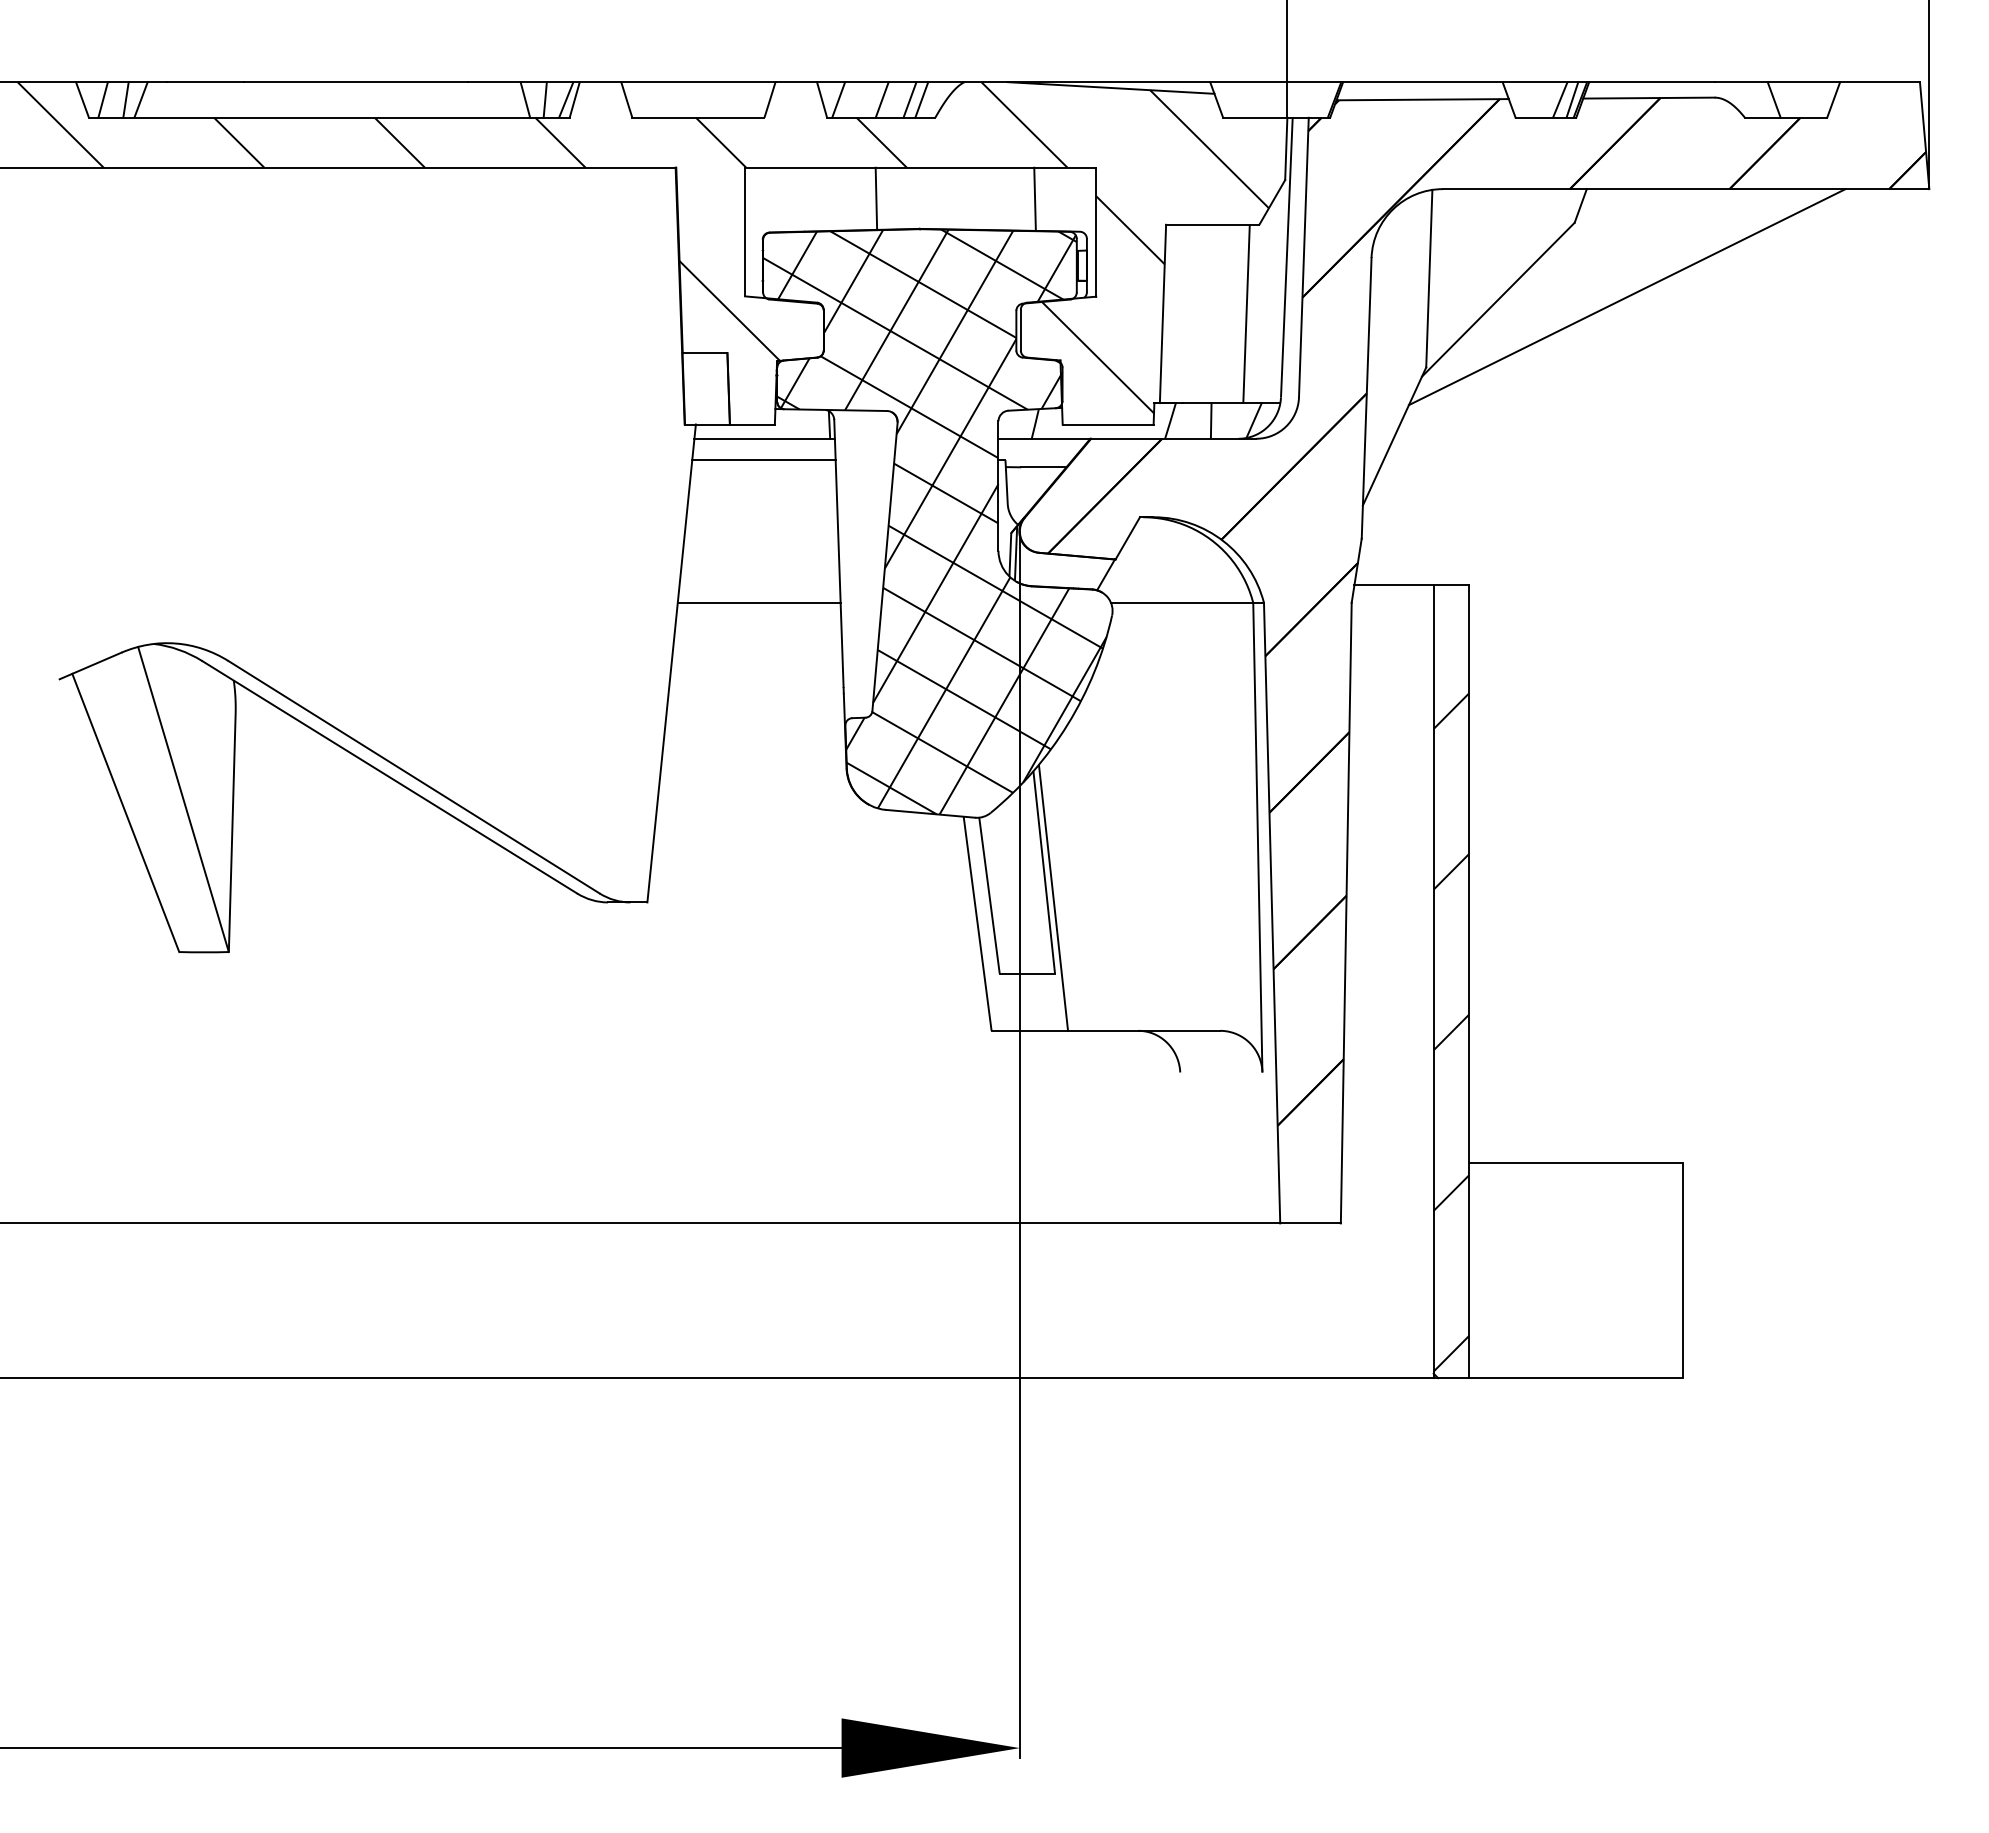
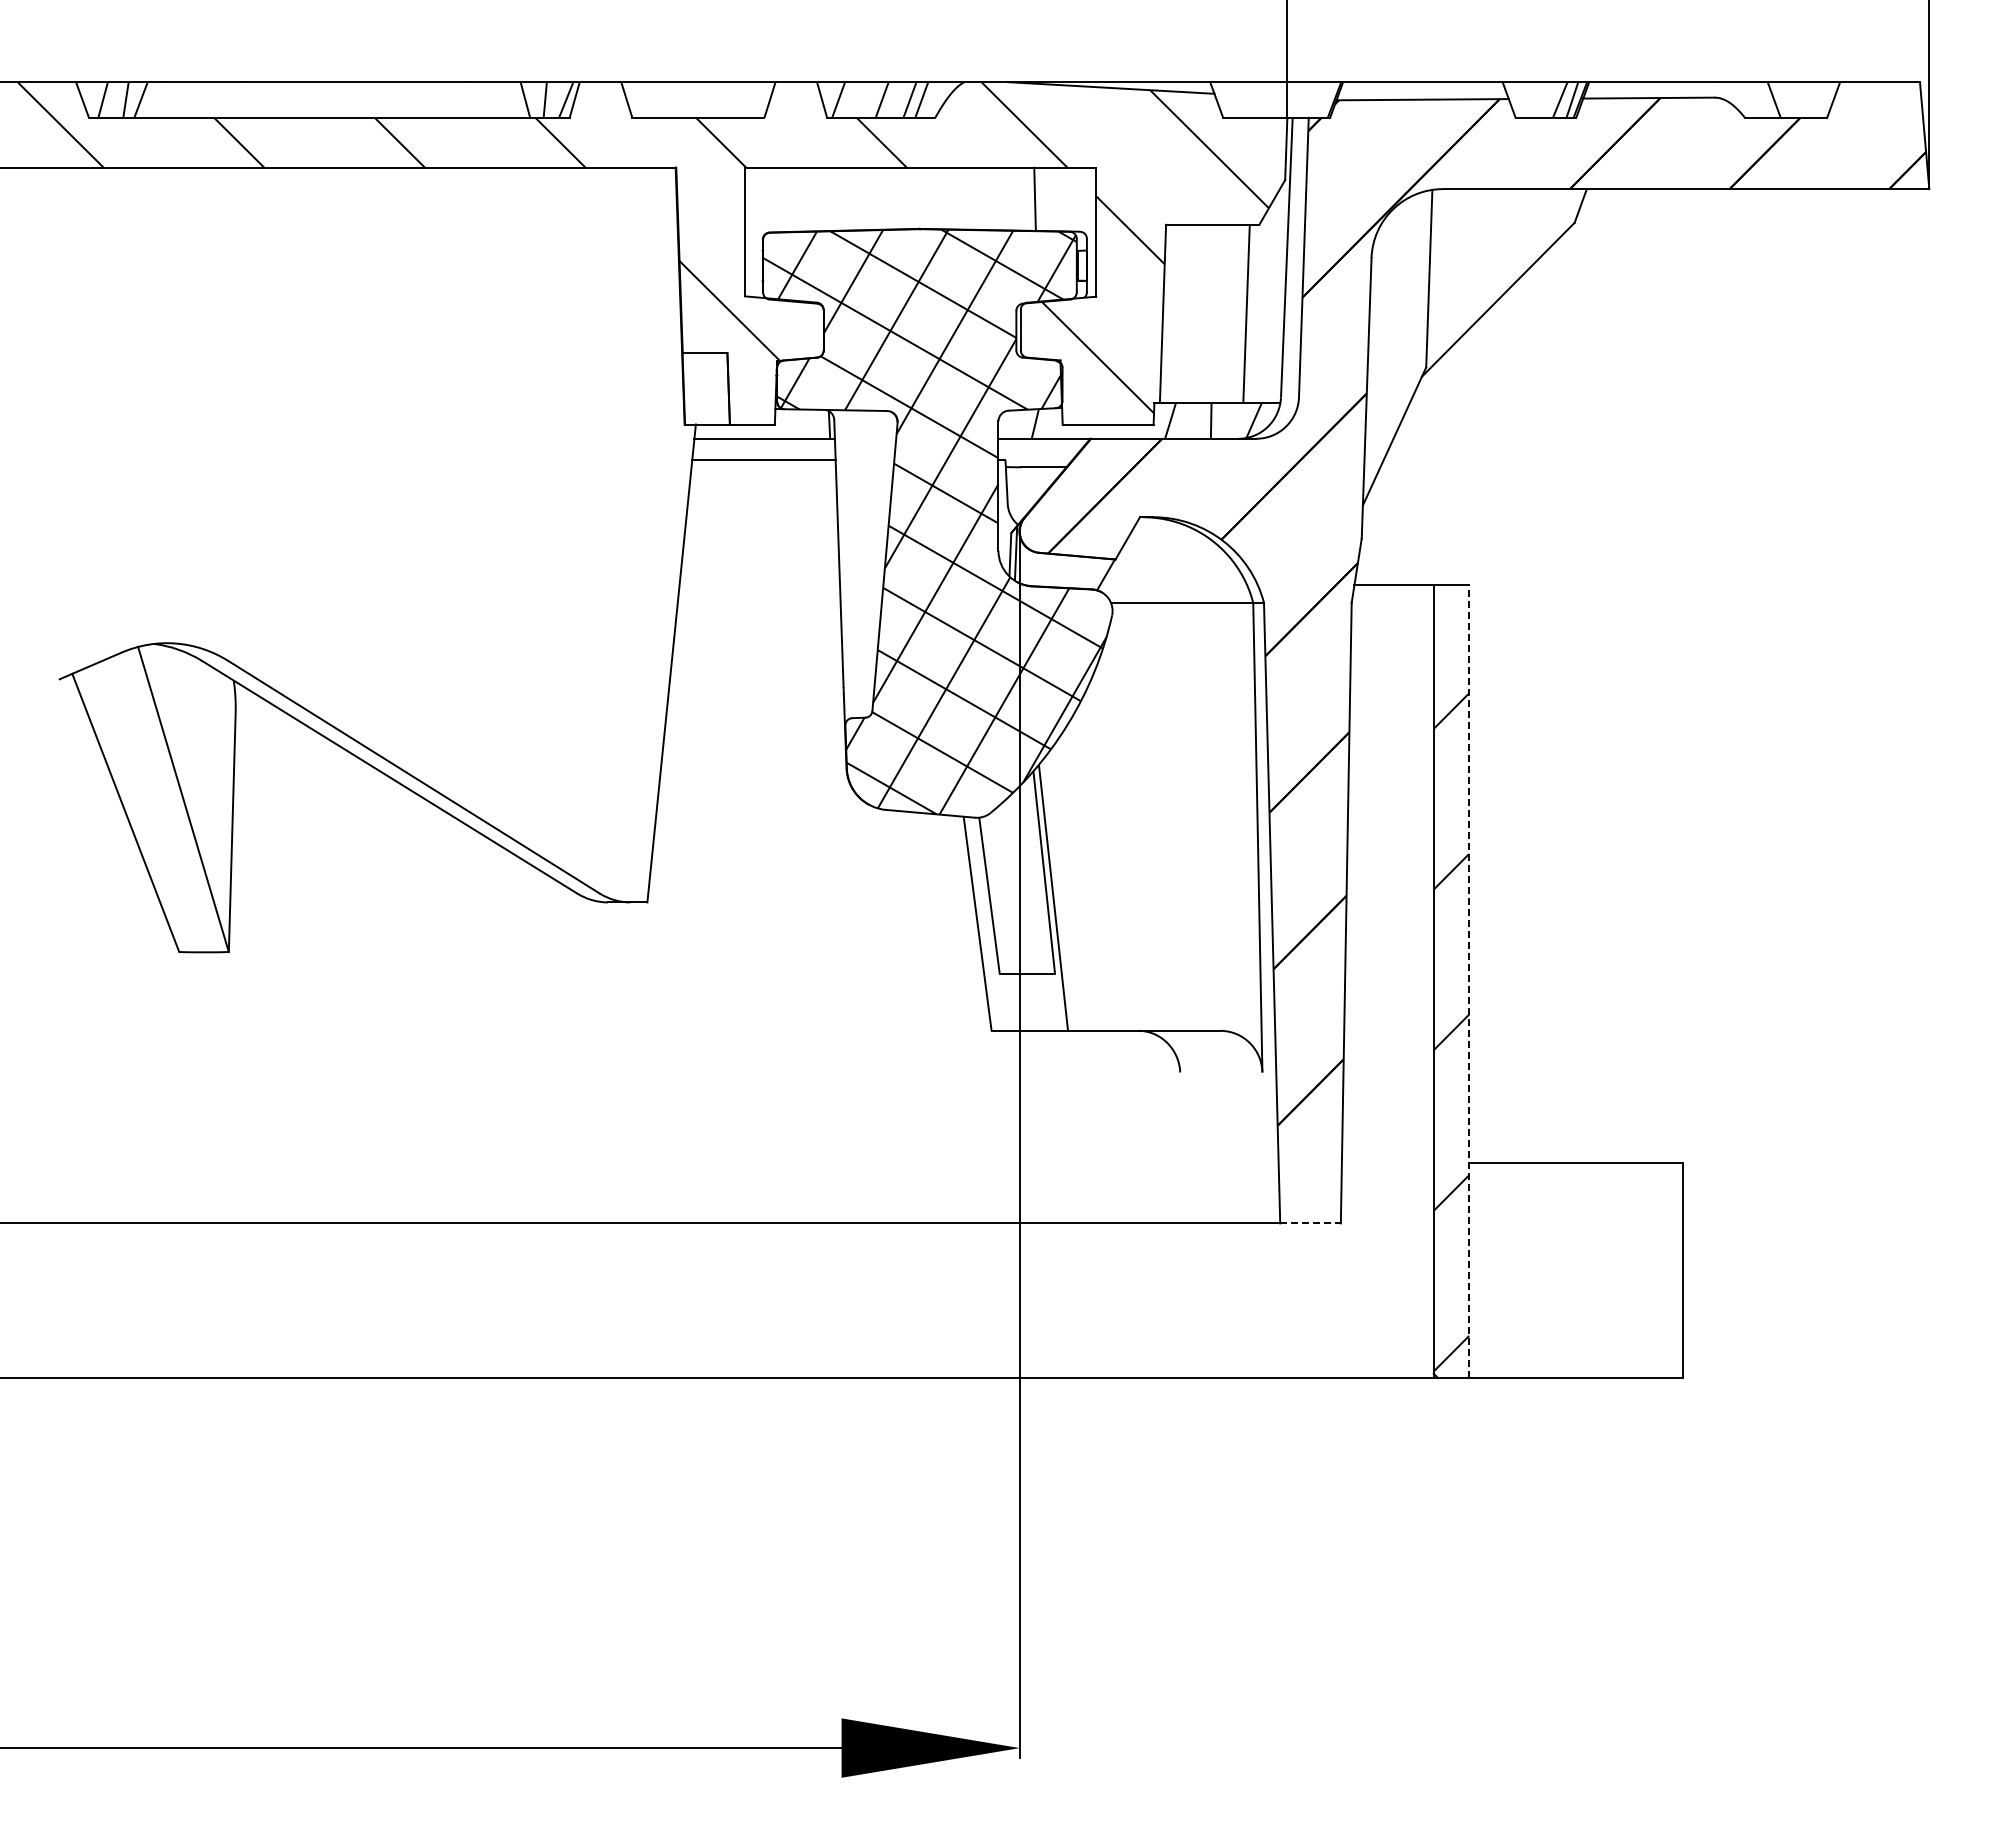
line: present -> none (876, 198)
line: present -> none (1626, 297)
line: present -> none (758, 602)
line: solid -> dashed (1469, 981)
line: solid -> dashed (1311, 1223)
